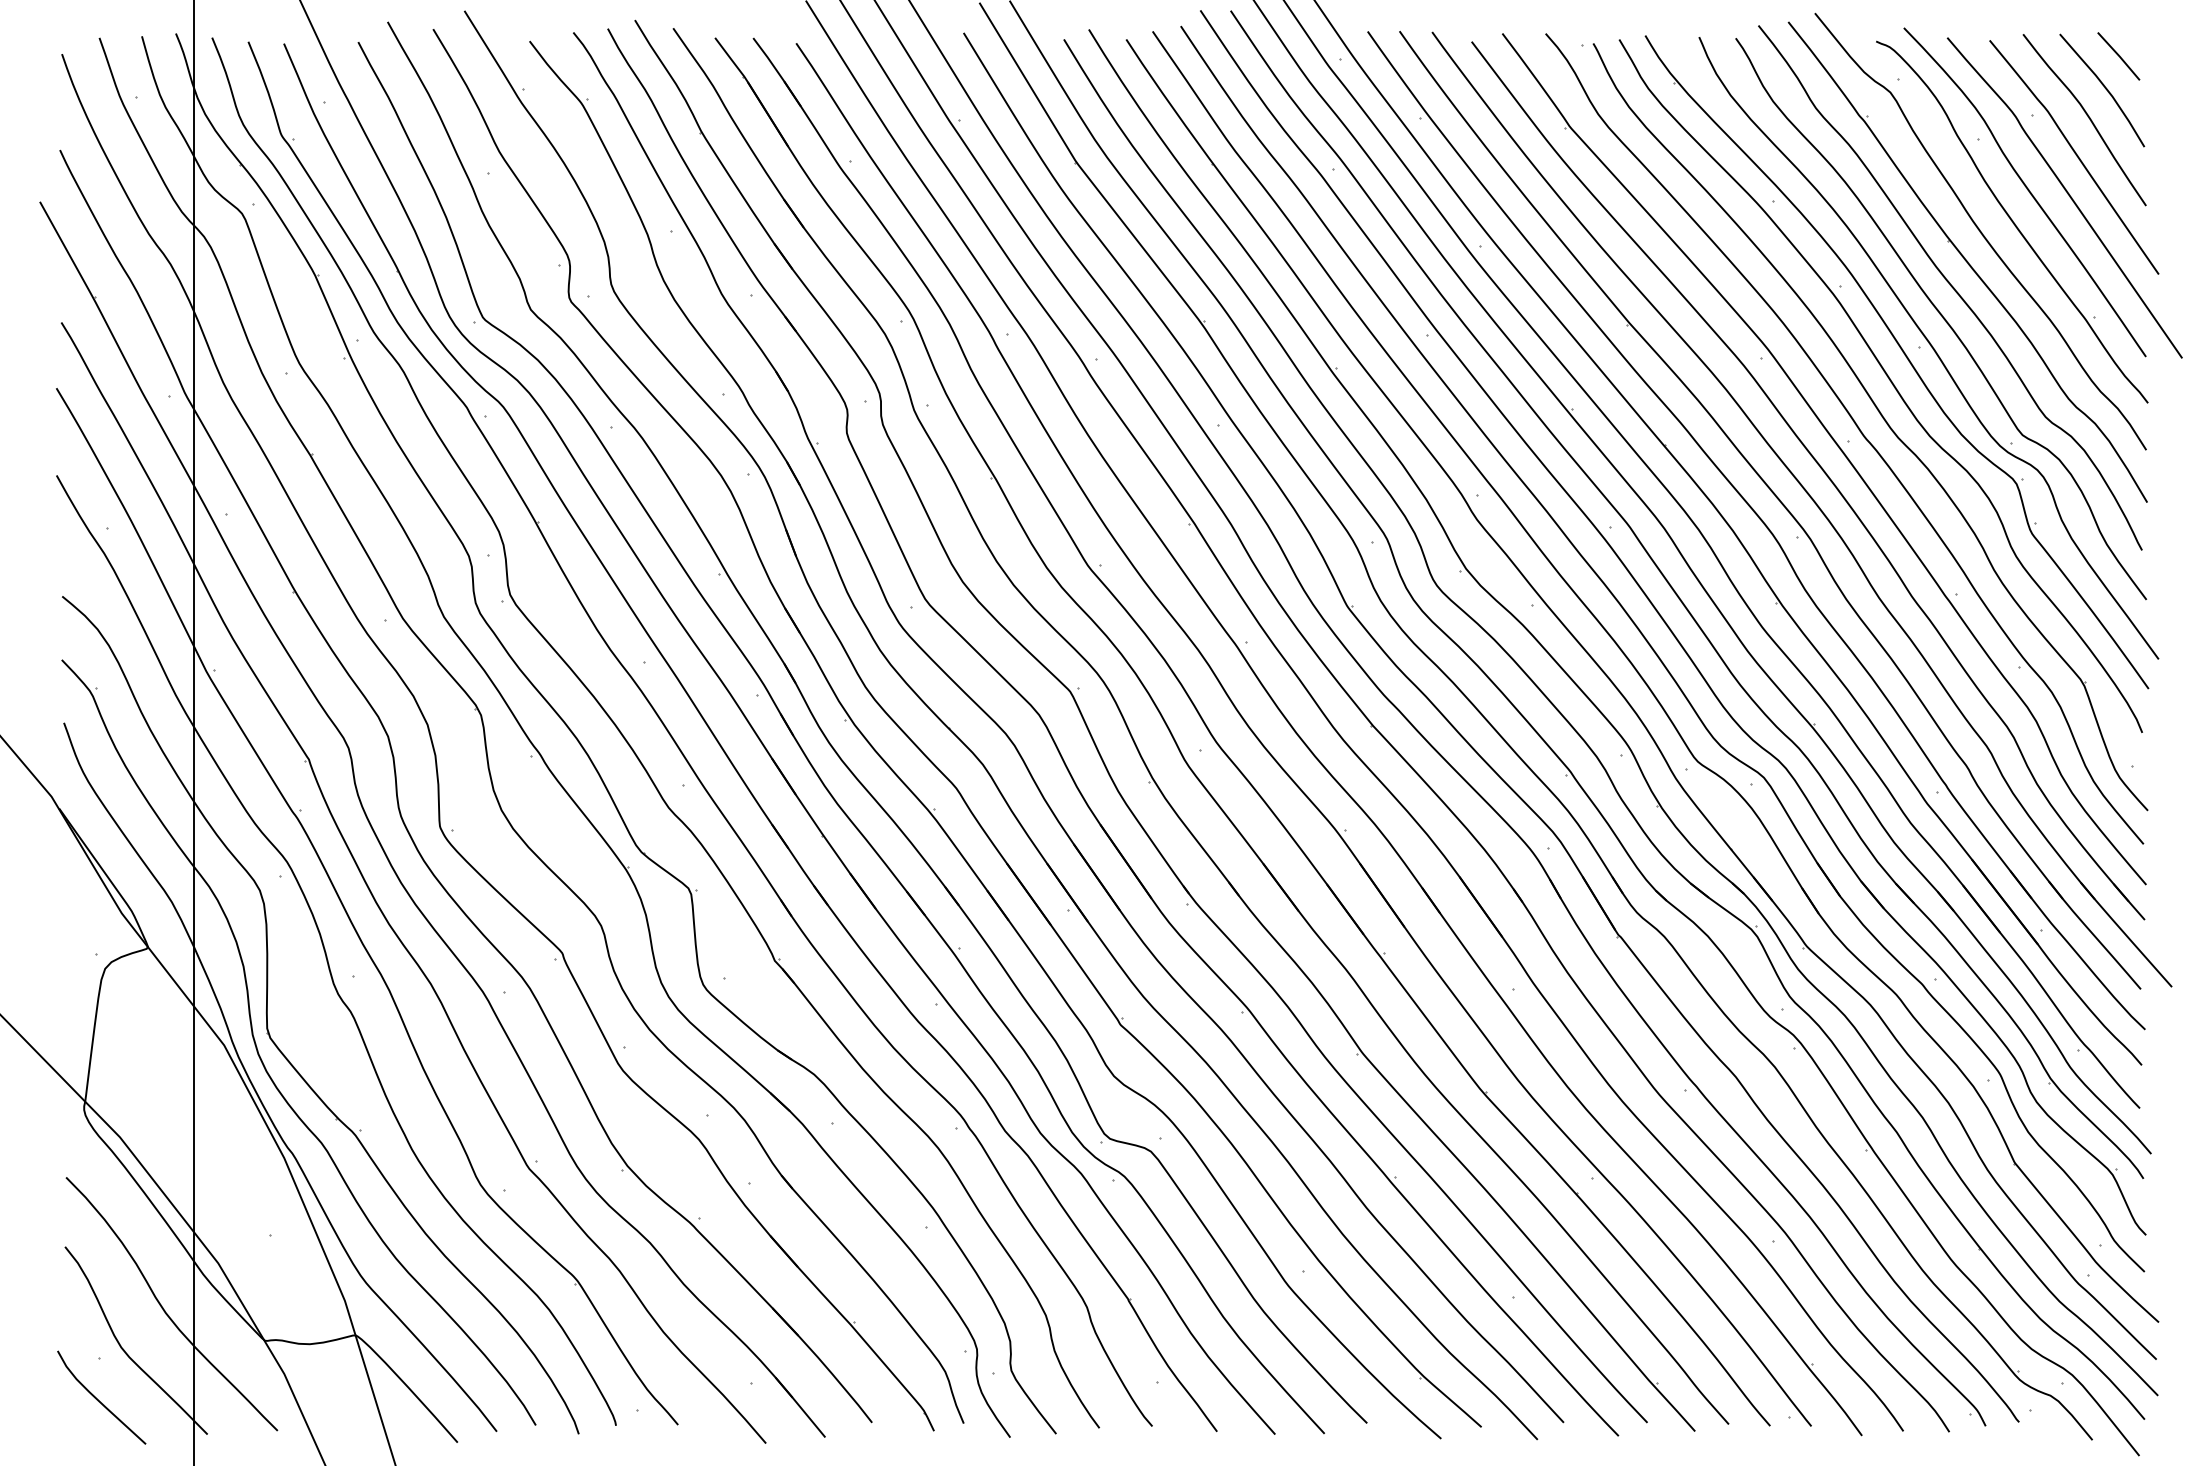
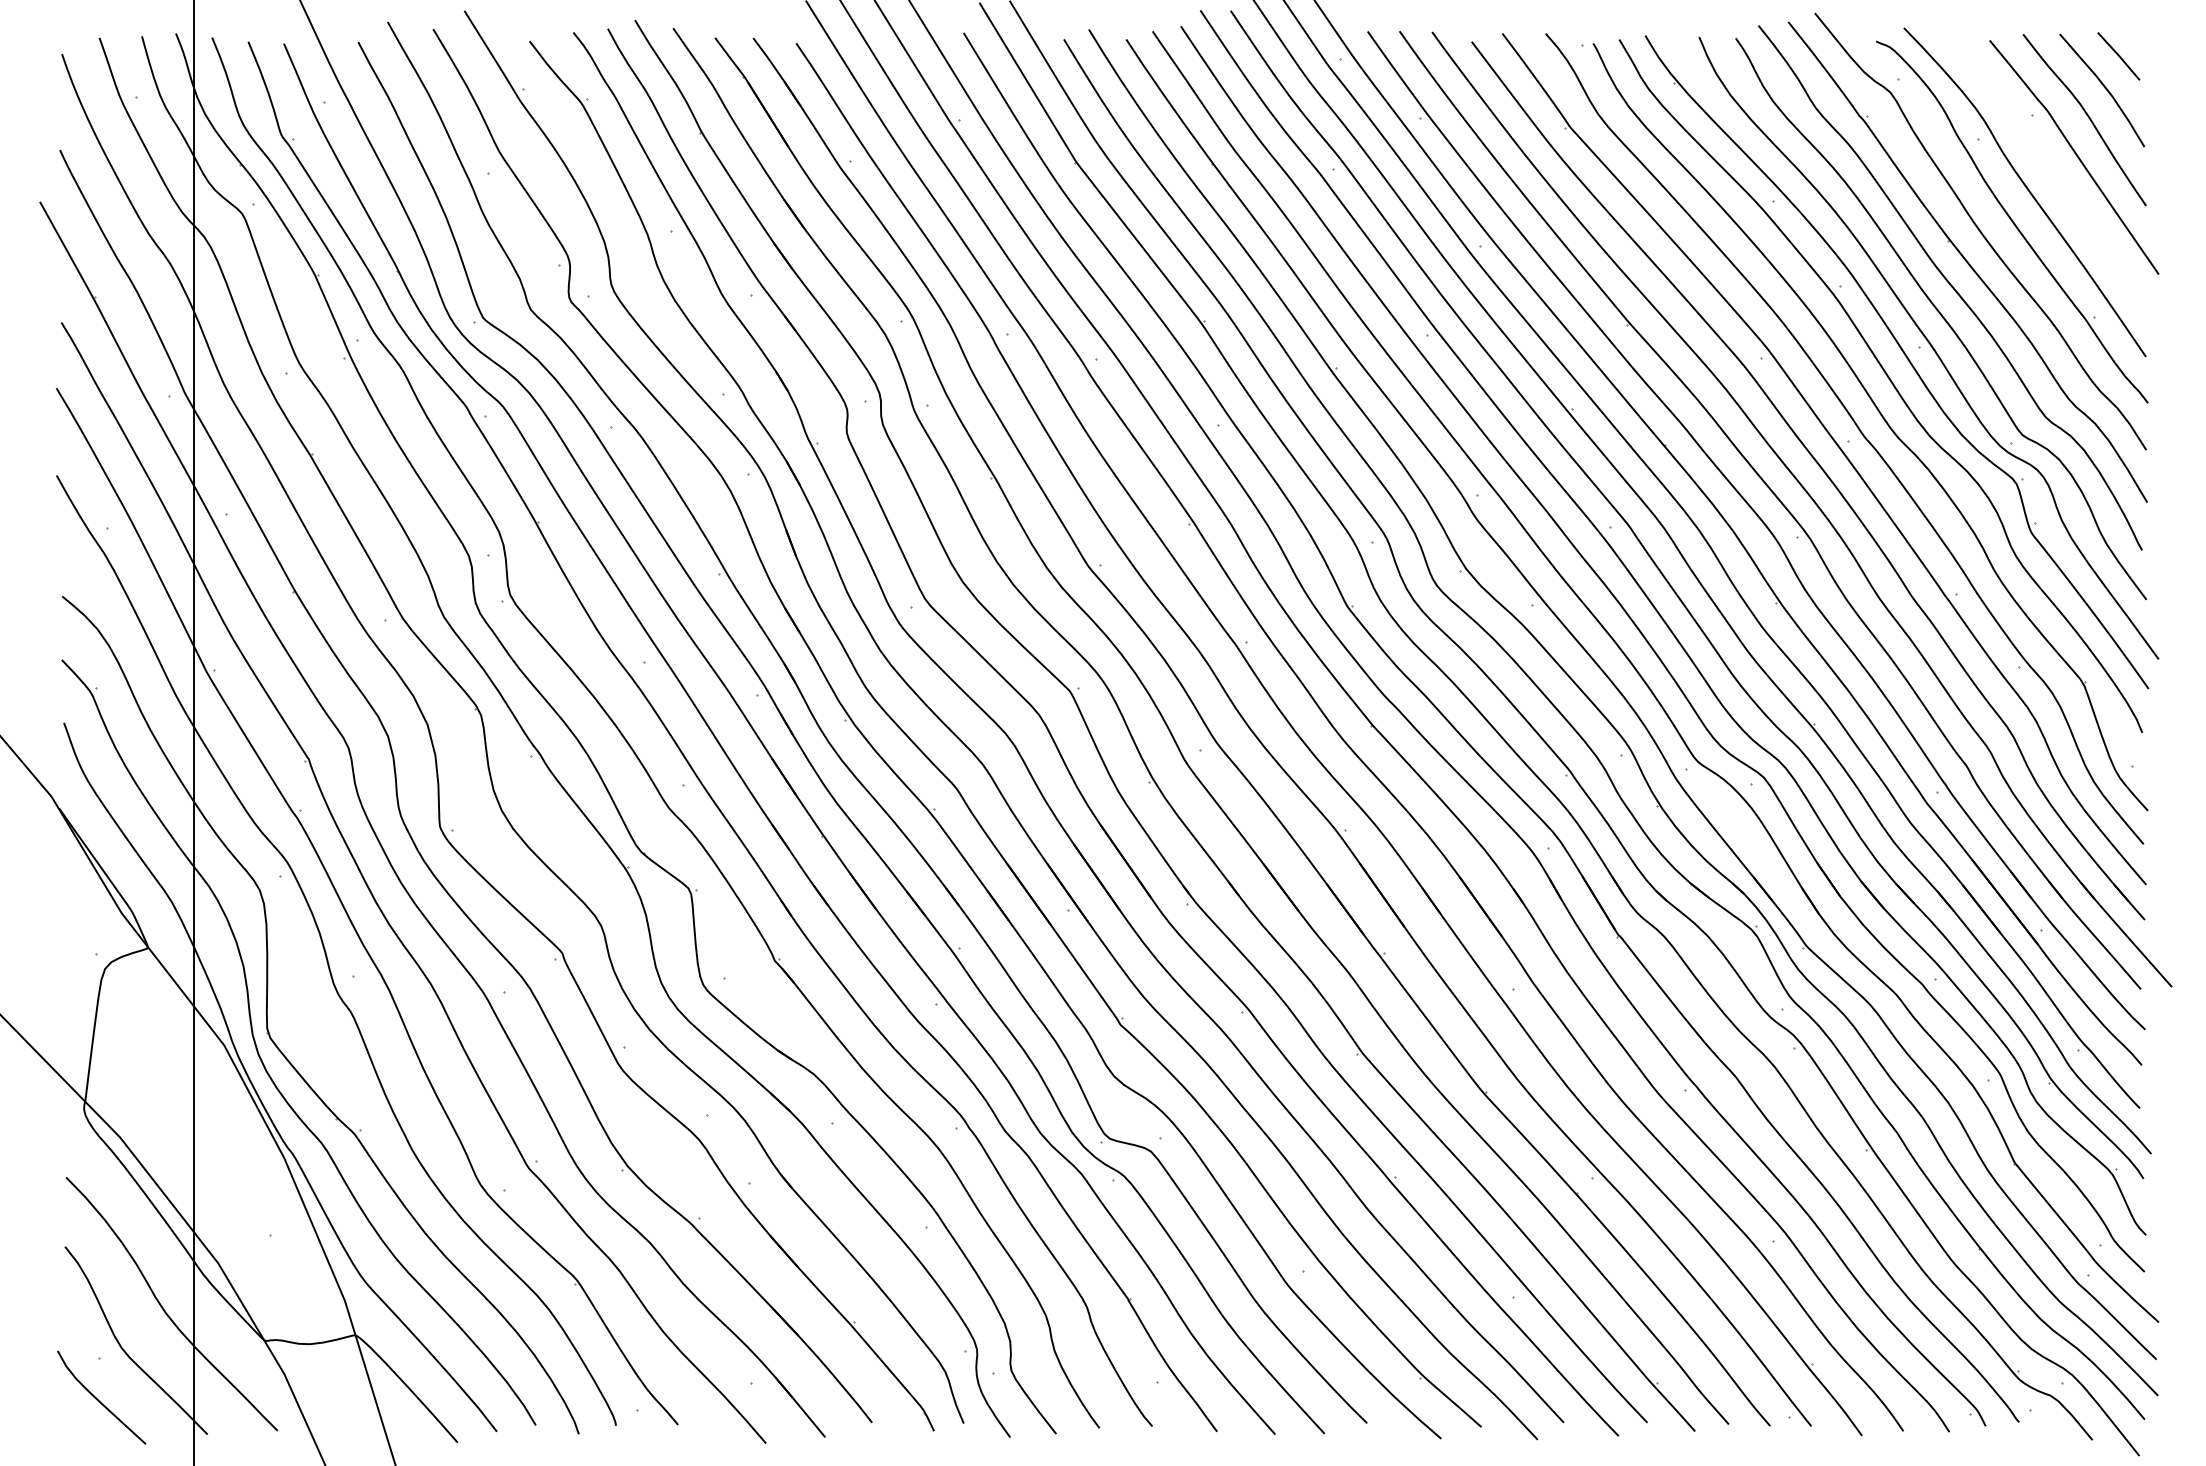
curve: present -> none (2067, 194)
